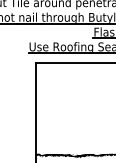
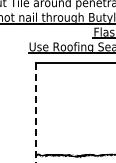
line: solid -> dashed (36, 112)
